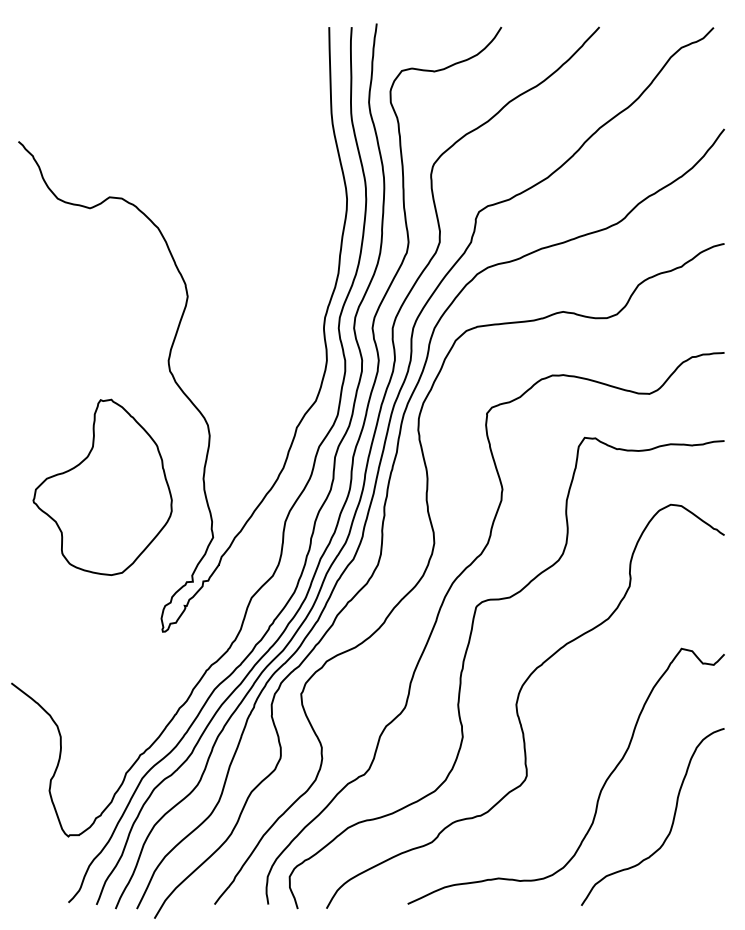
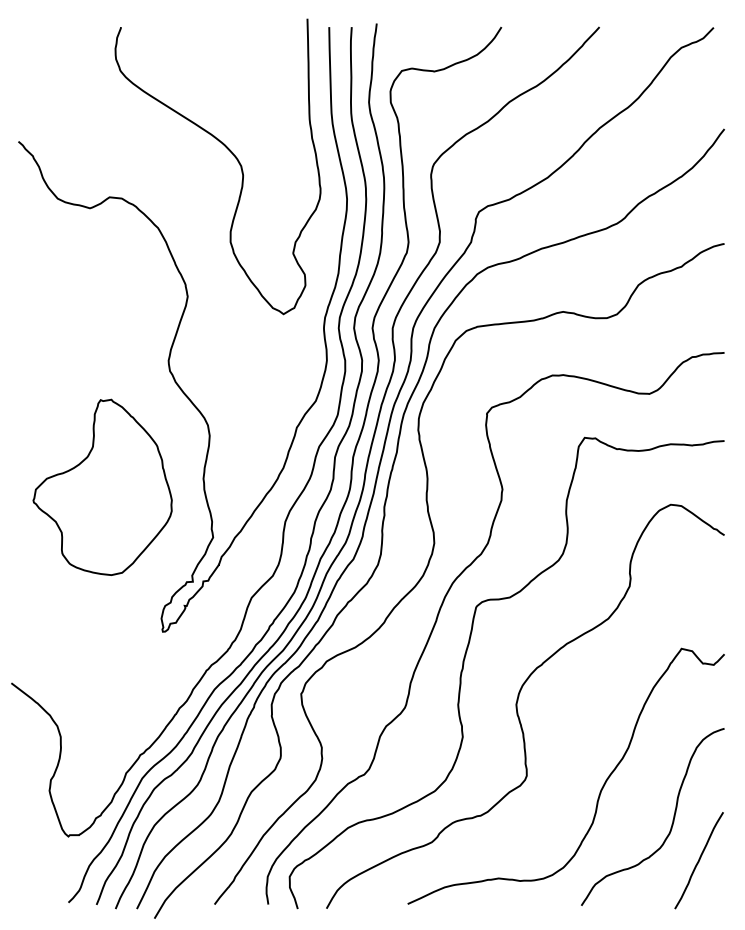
curve: none -> present (230, 152)
curve: none -> present (698, 860)
